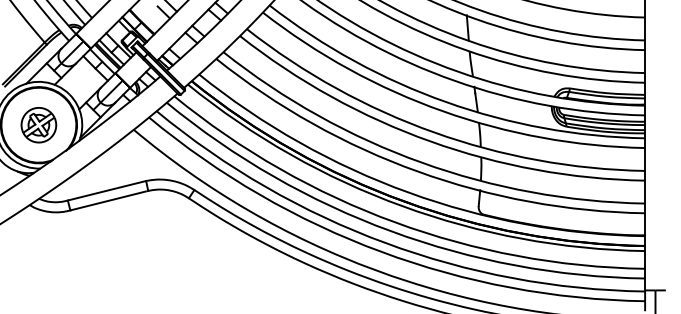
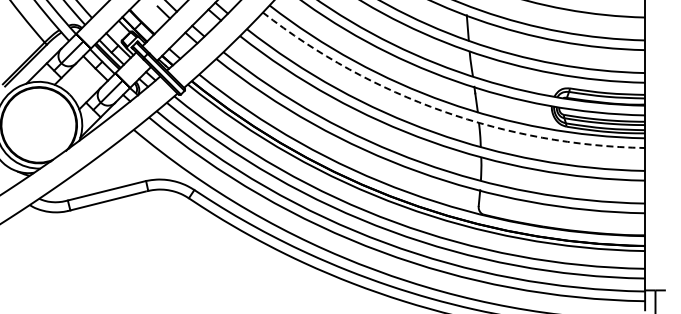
arc: solid -> dashed (442, 111)
part: present -> none (38, 125)
